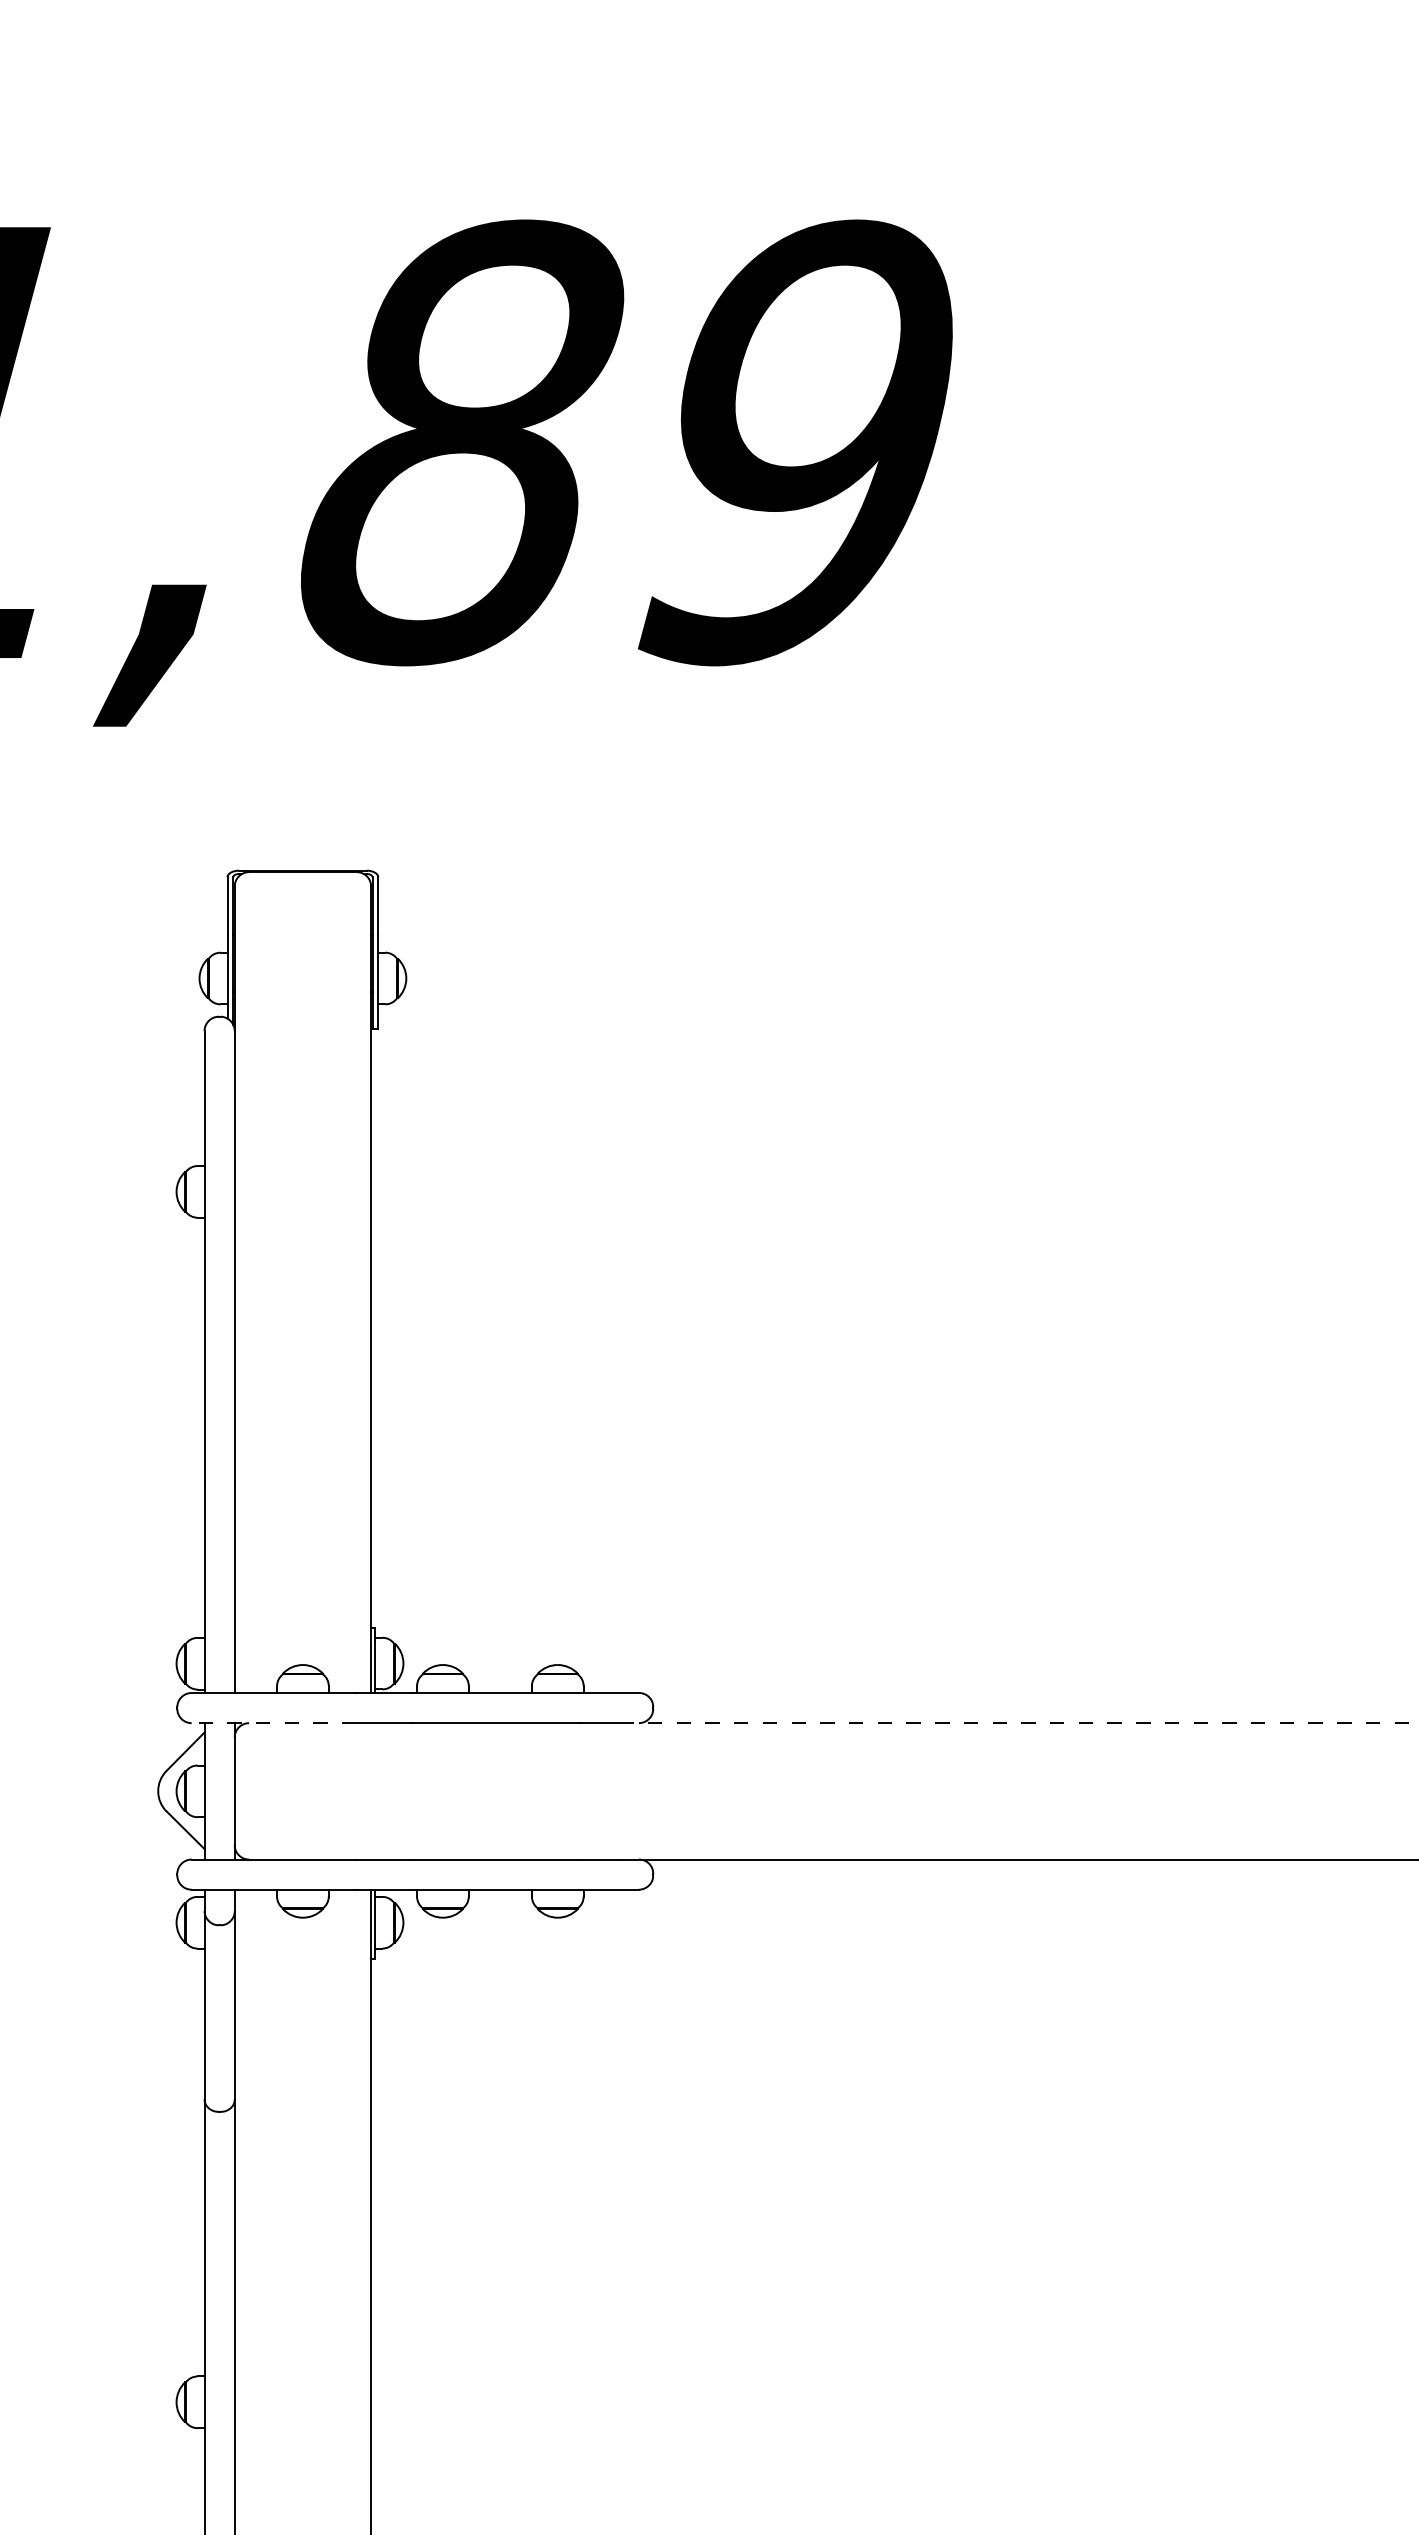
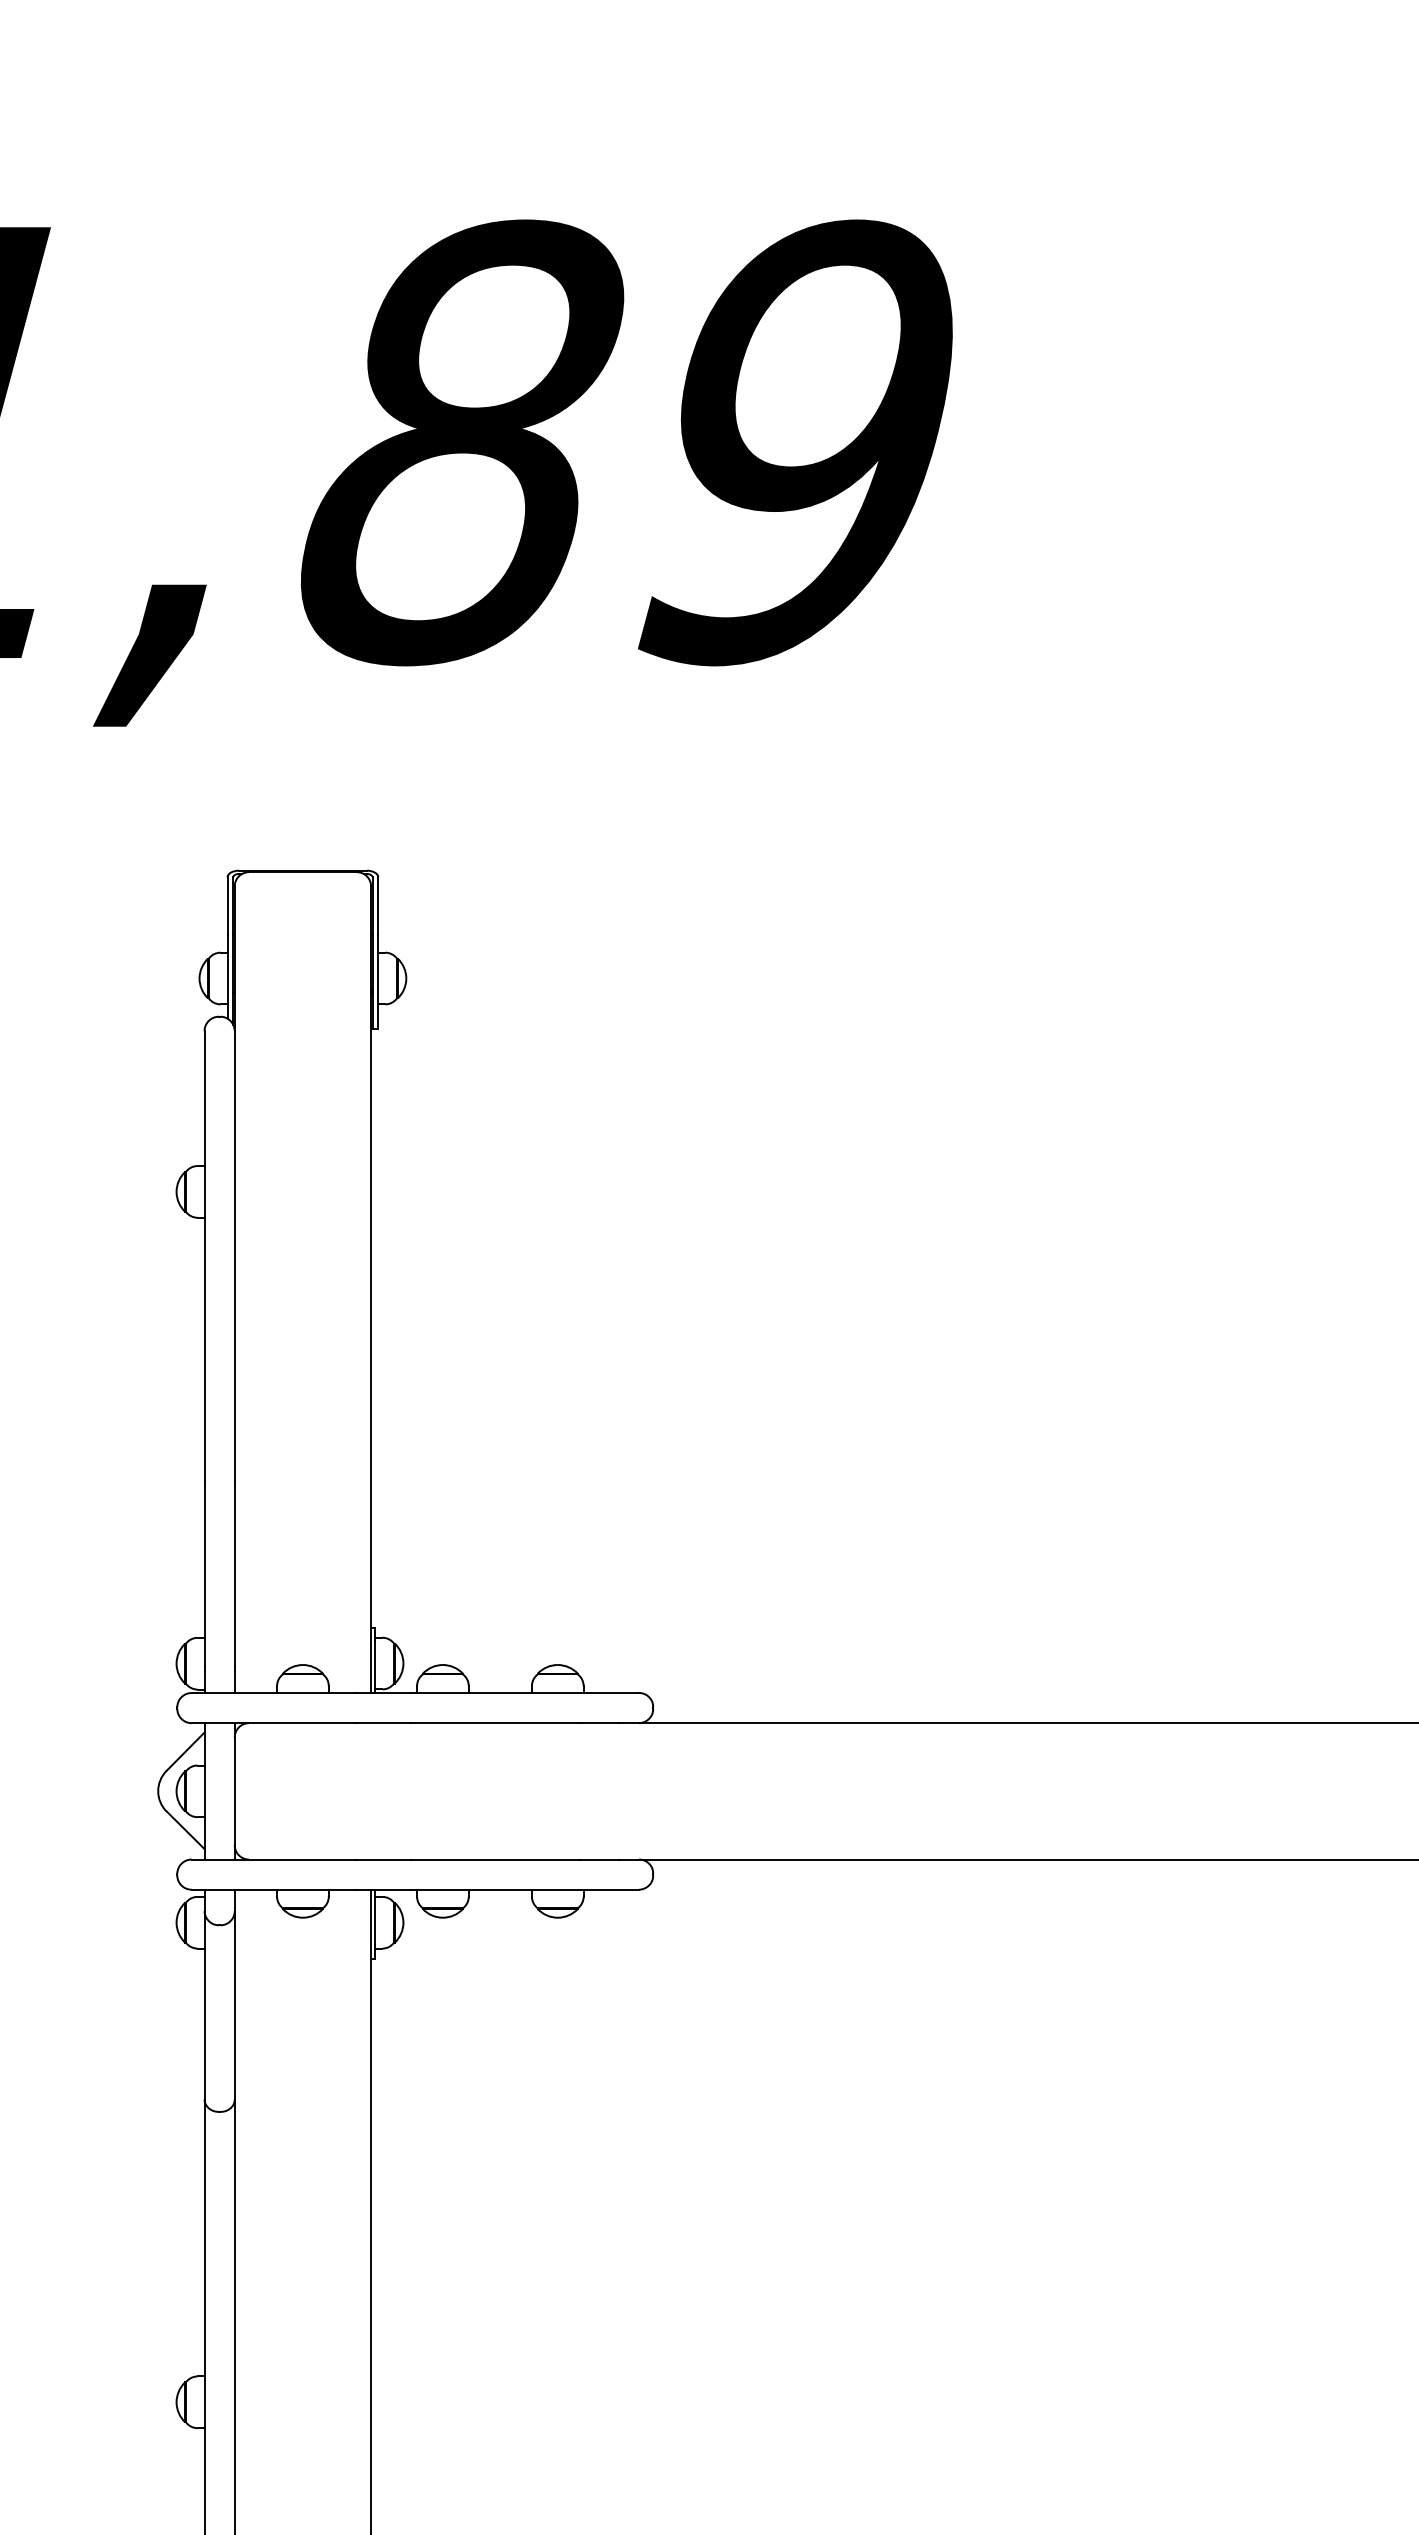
line: dashed -> solid (273, 1723)
line: dashed -> solid (1019, 1723)
